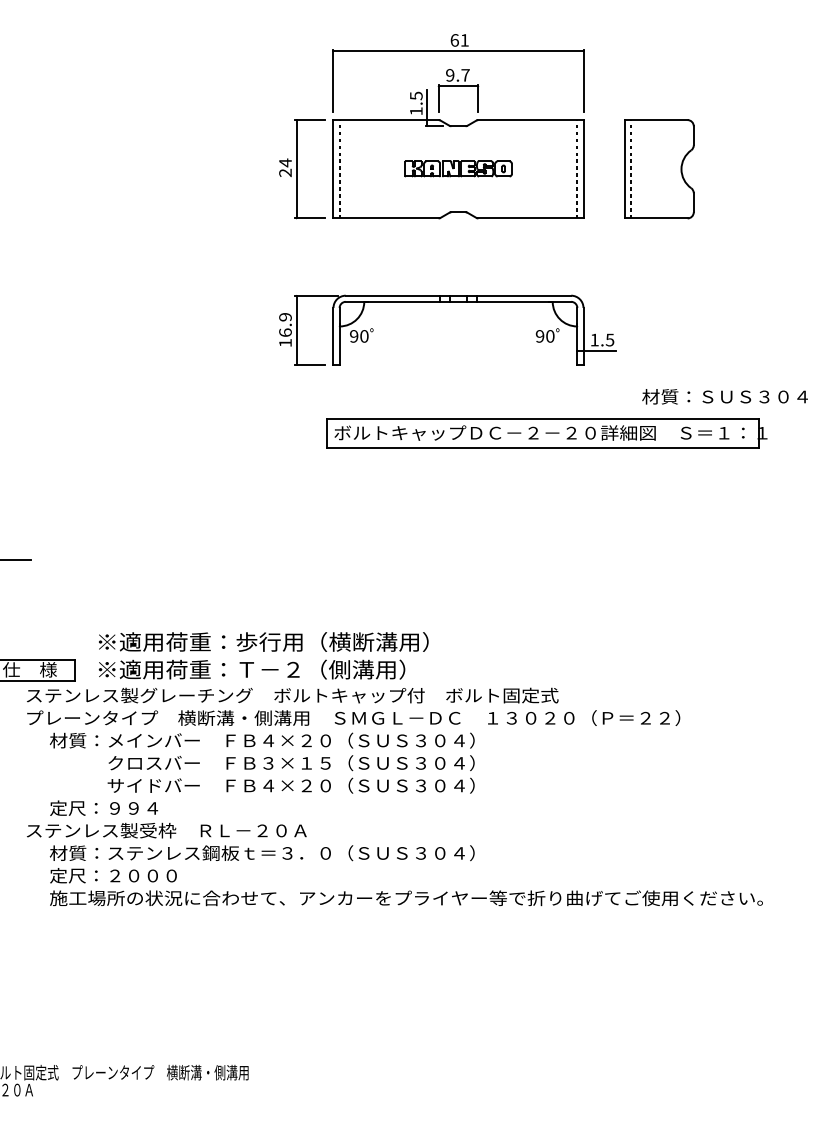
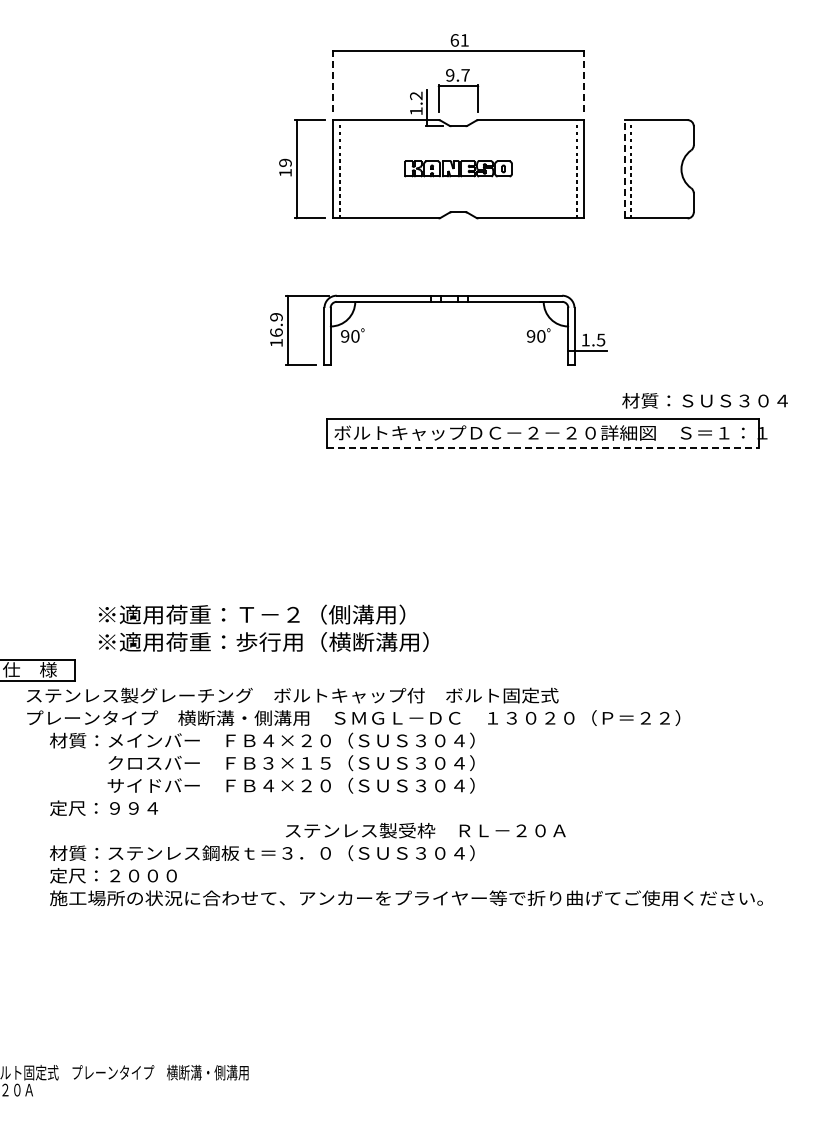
line: solid -> dashed (333, 81)
line: solid -> dashed (583, 81)
text: 1.5 -> 1.2 (416, 95)
text: 24 -> 19 (285, 167)
line: solid -> dashed (624, 168)
part position: (447, 302) -> (438, 302) (438, 302)
text position: (724, 396) -> (704, 400) (704, 400)
line: solid -> dashed (543, 447)
line: present -> none (16, 560)
text position: (251, 669) -> (251, 614) (251, 614)
text position: (166, 830) -> (425, 830) (425, 830)
